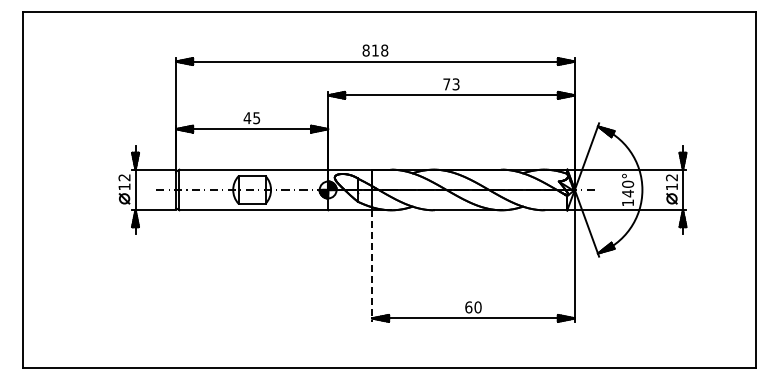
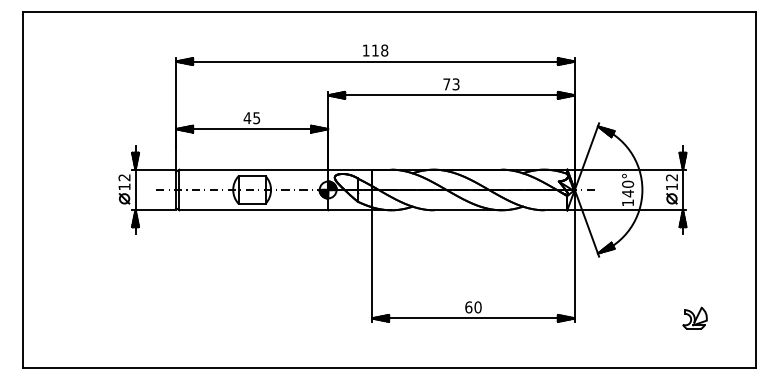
text: 818 -> 118 (365, 50)
line: dashed -> solid (372, 266)
part: none -> present (694, 317)
